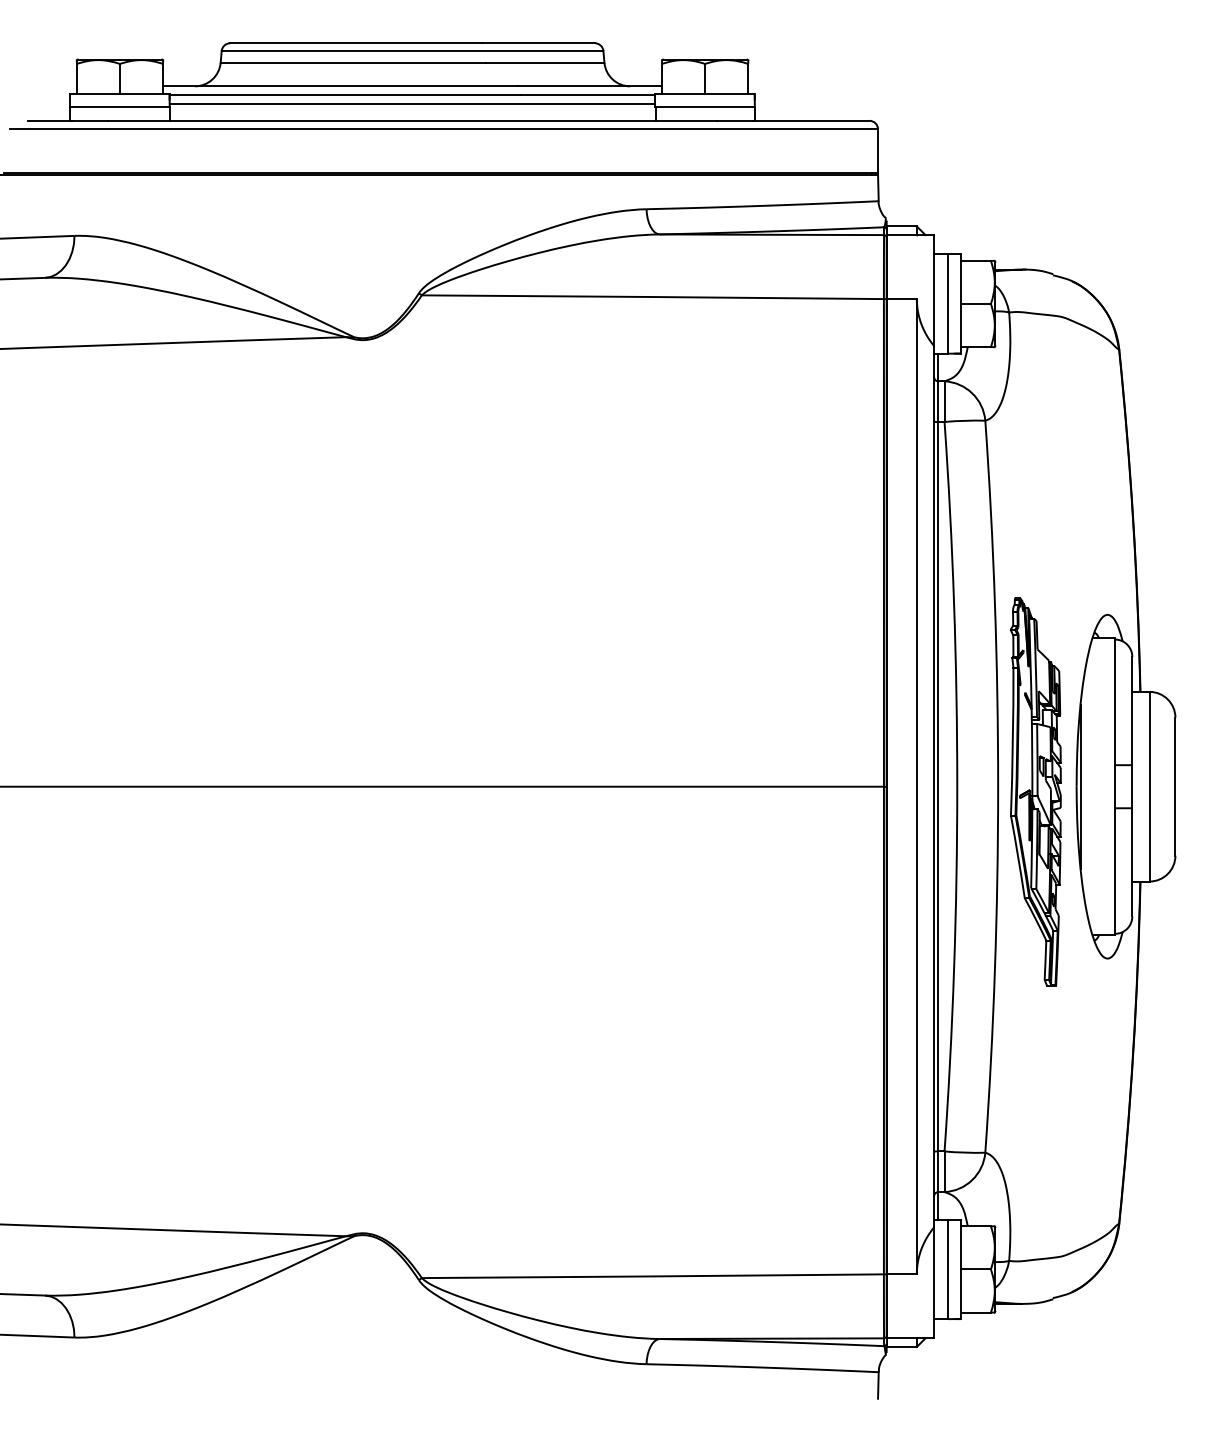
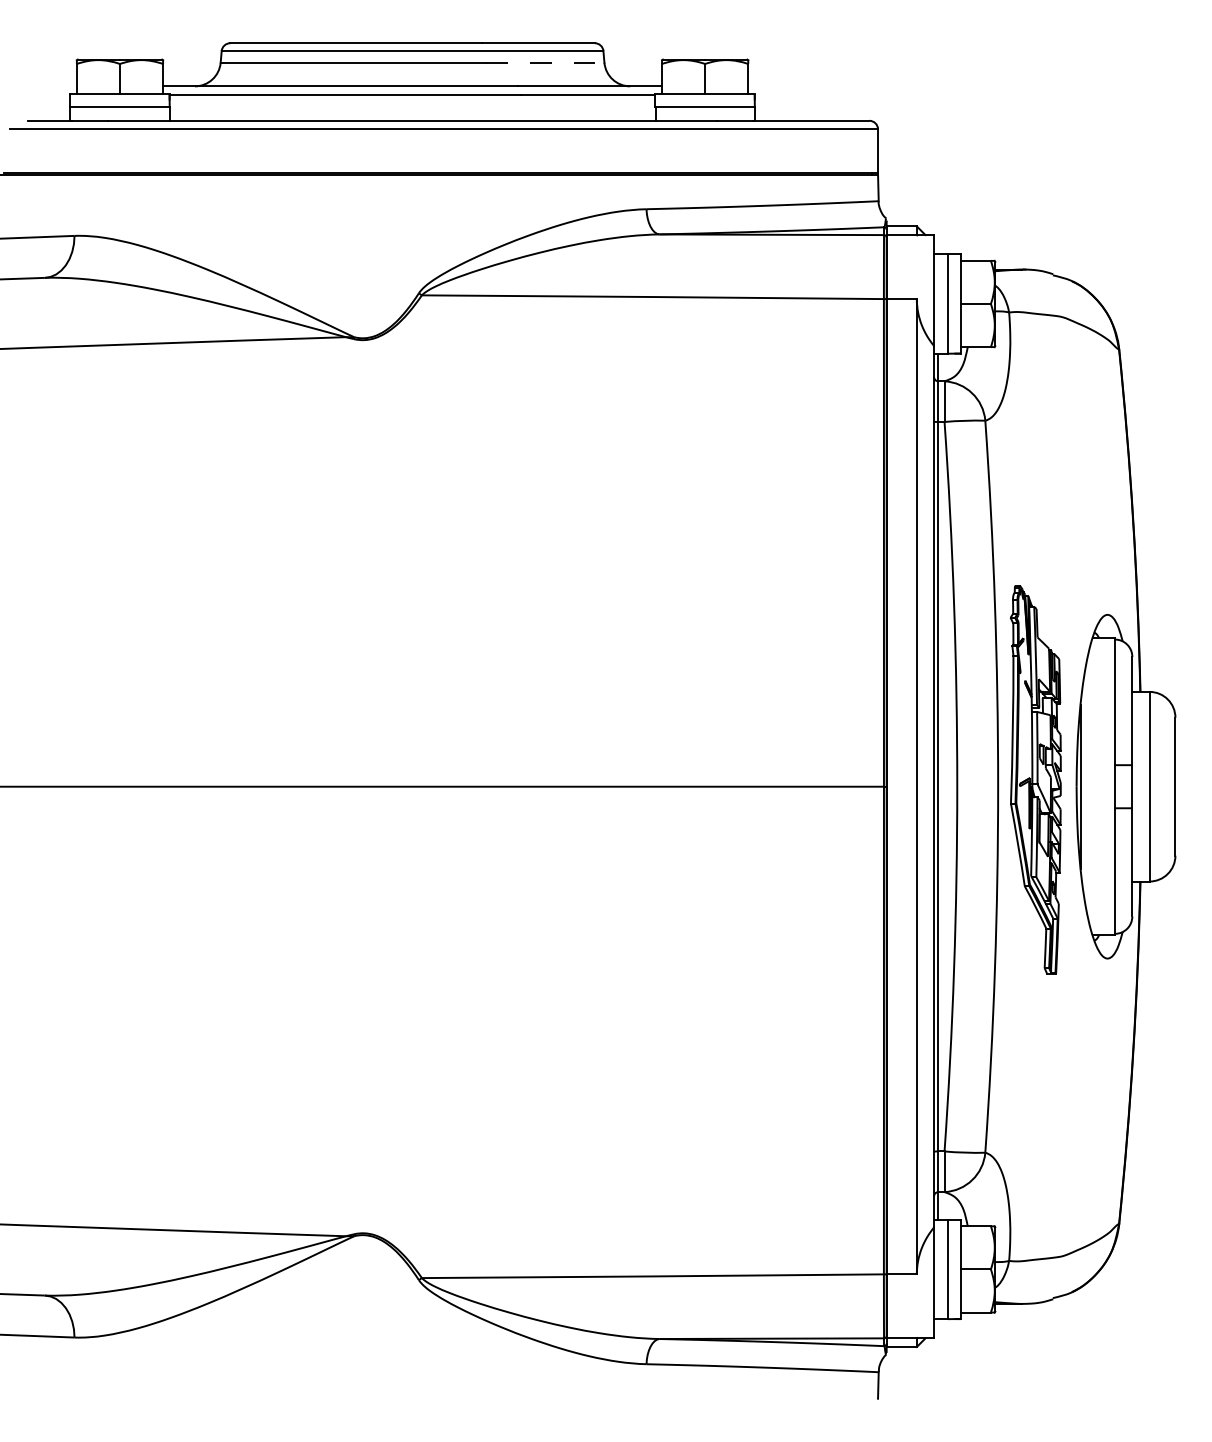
line: solid -> dashed (545, 62)
line: present -> none (412, 104)
part position: (1035, 791) -> (1035, 779) (1035, 779)
